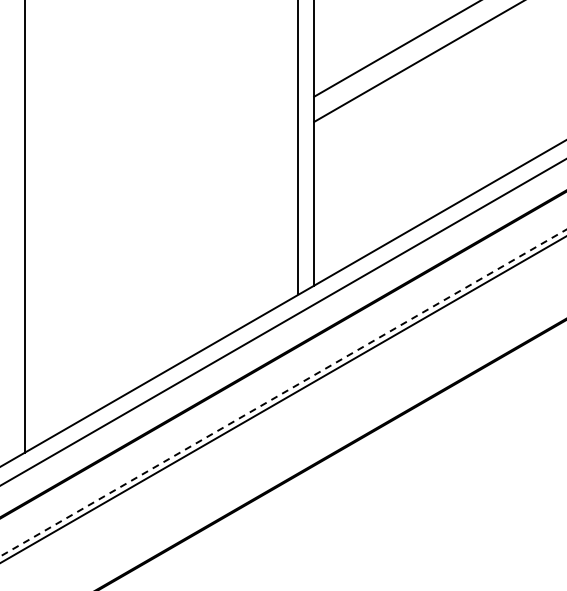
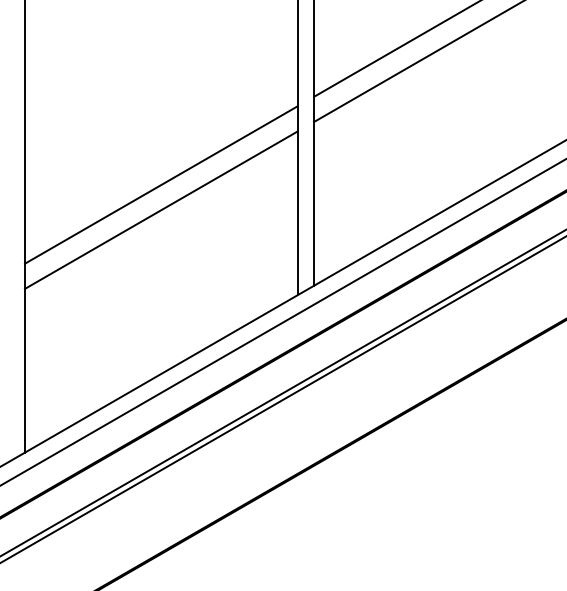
line: none -> present (161, 184)
line: none -> present (161, 209)
line: dashed -> solid (283, 393)
